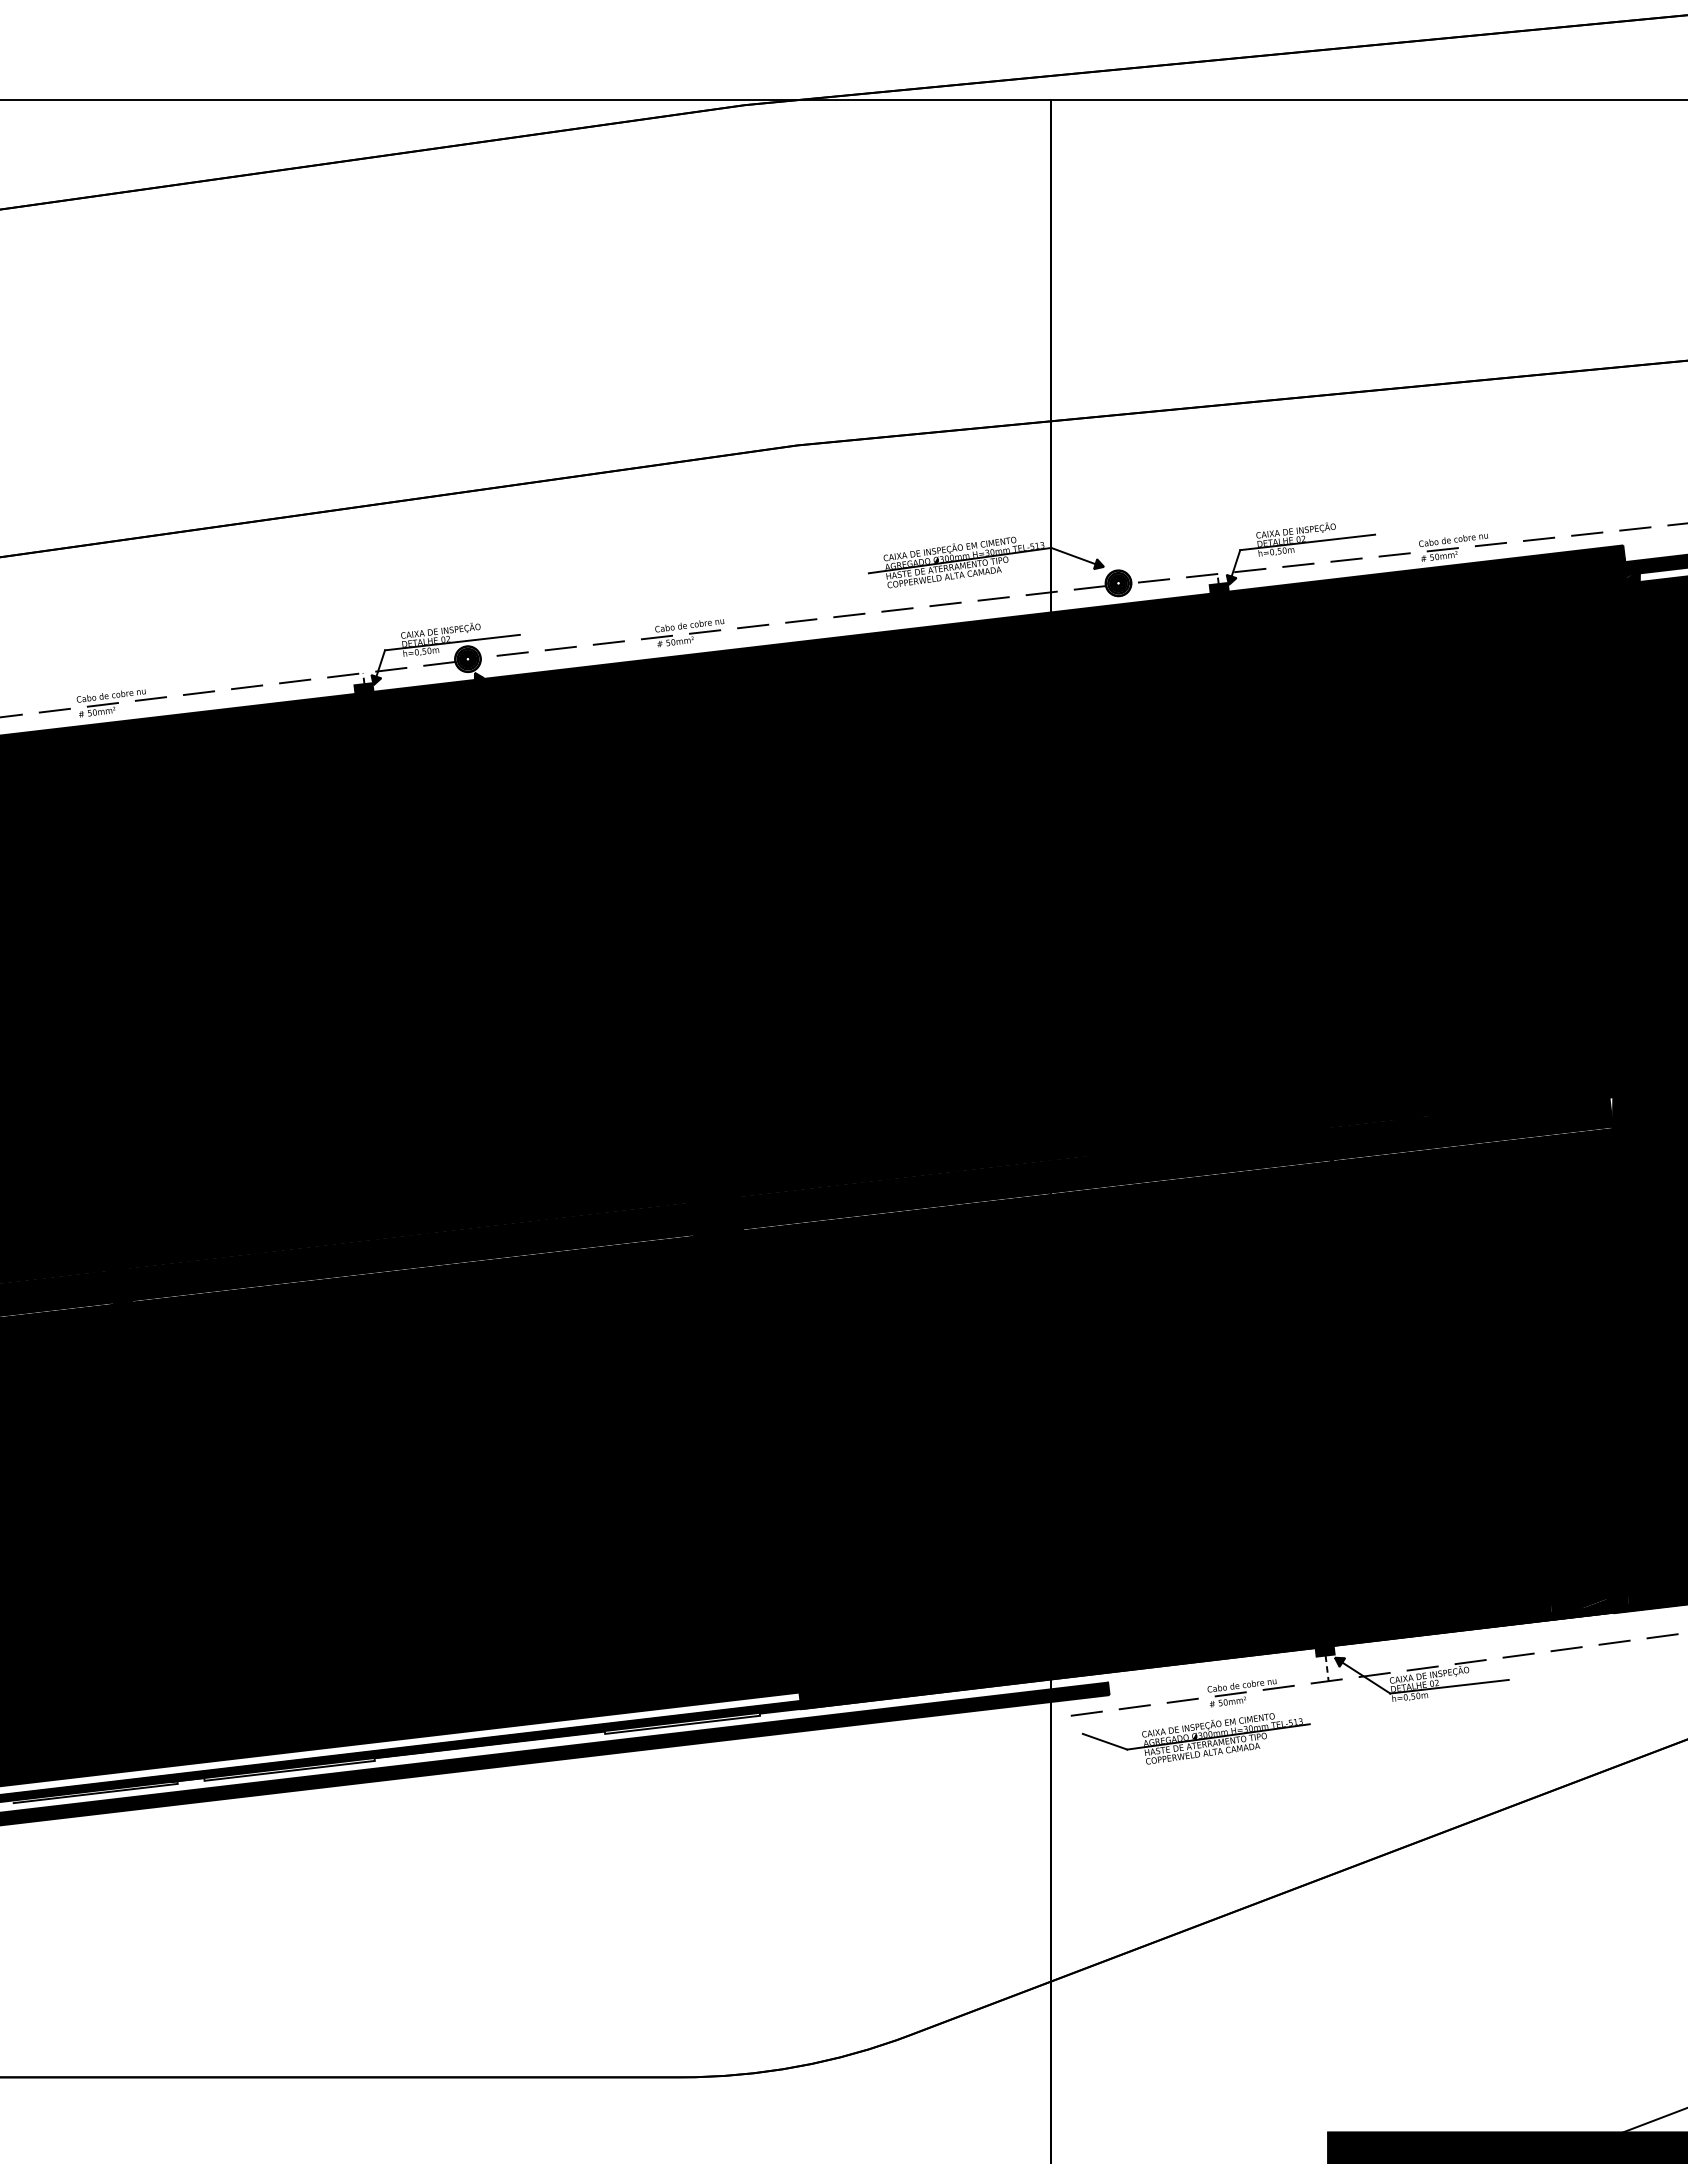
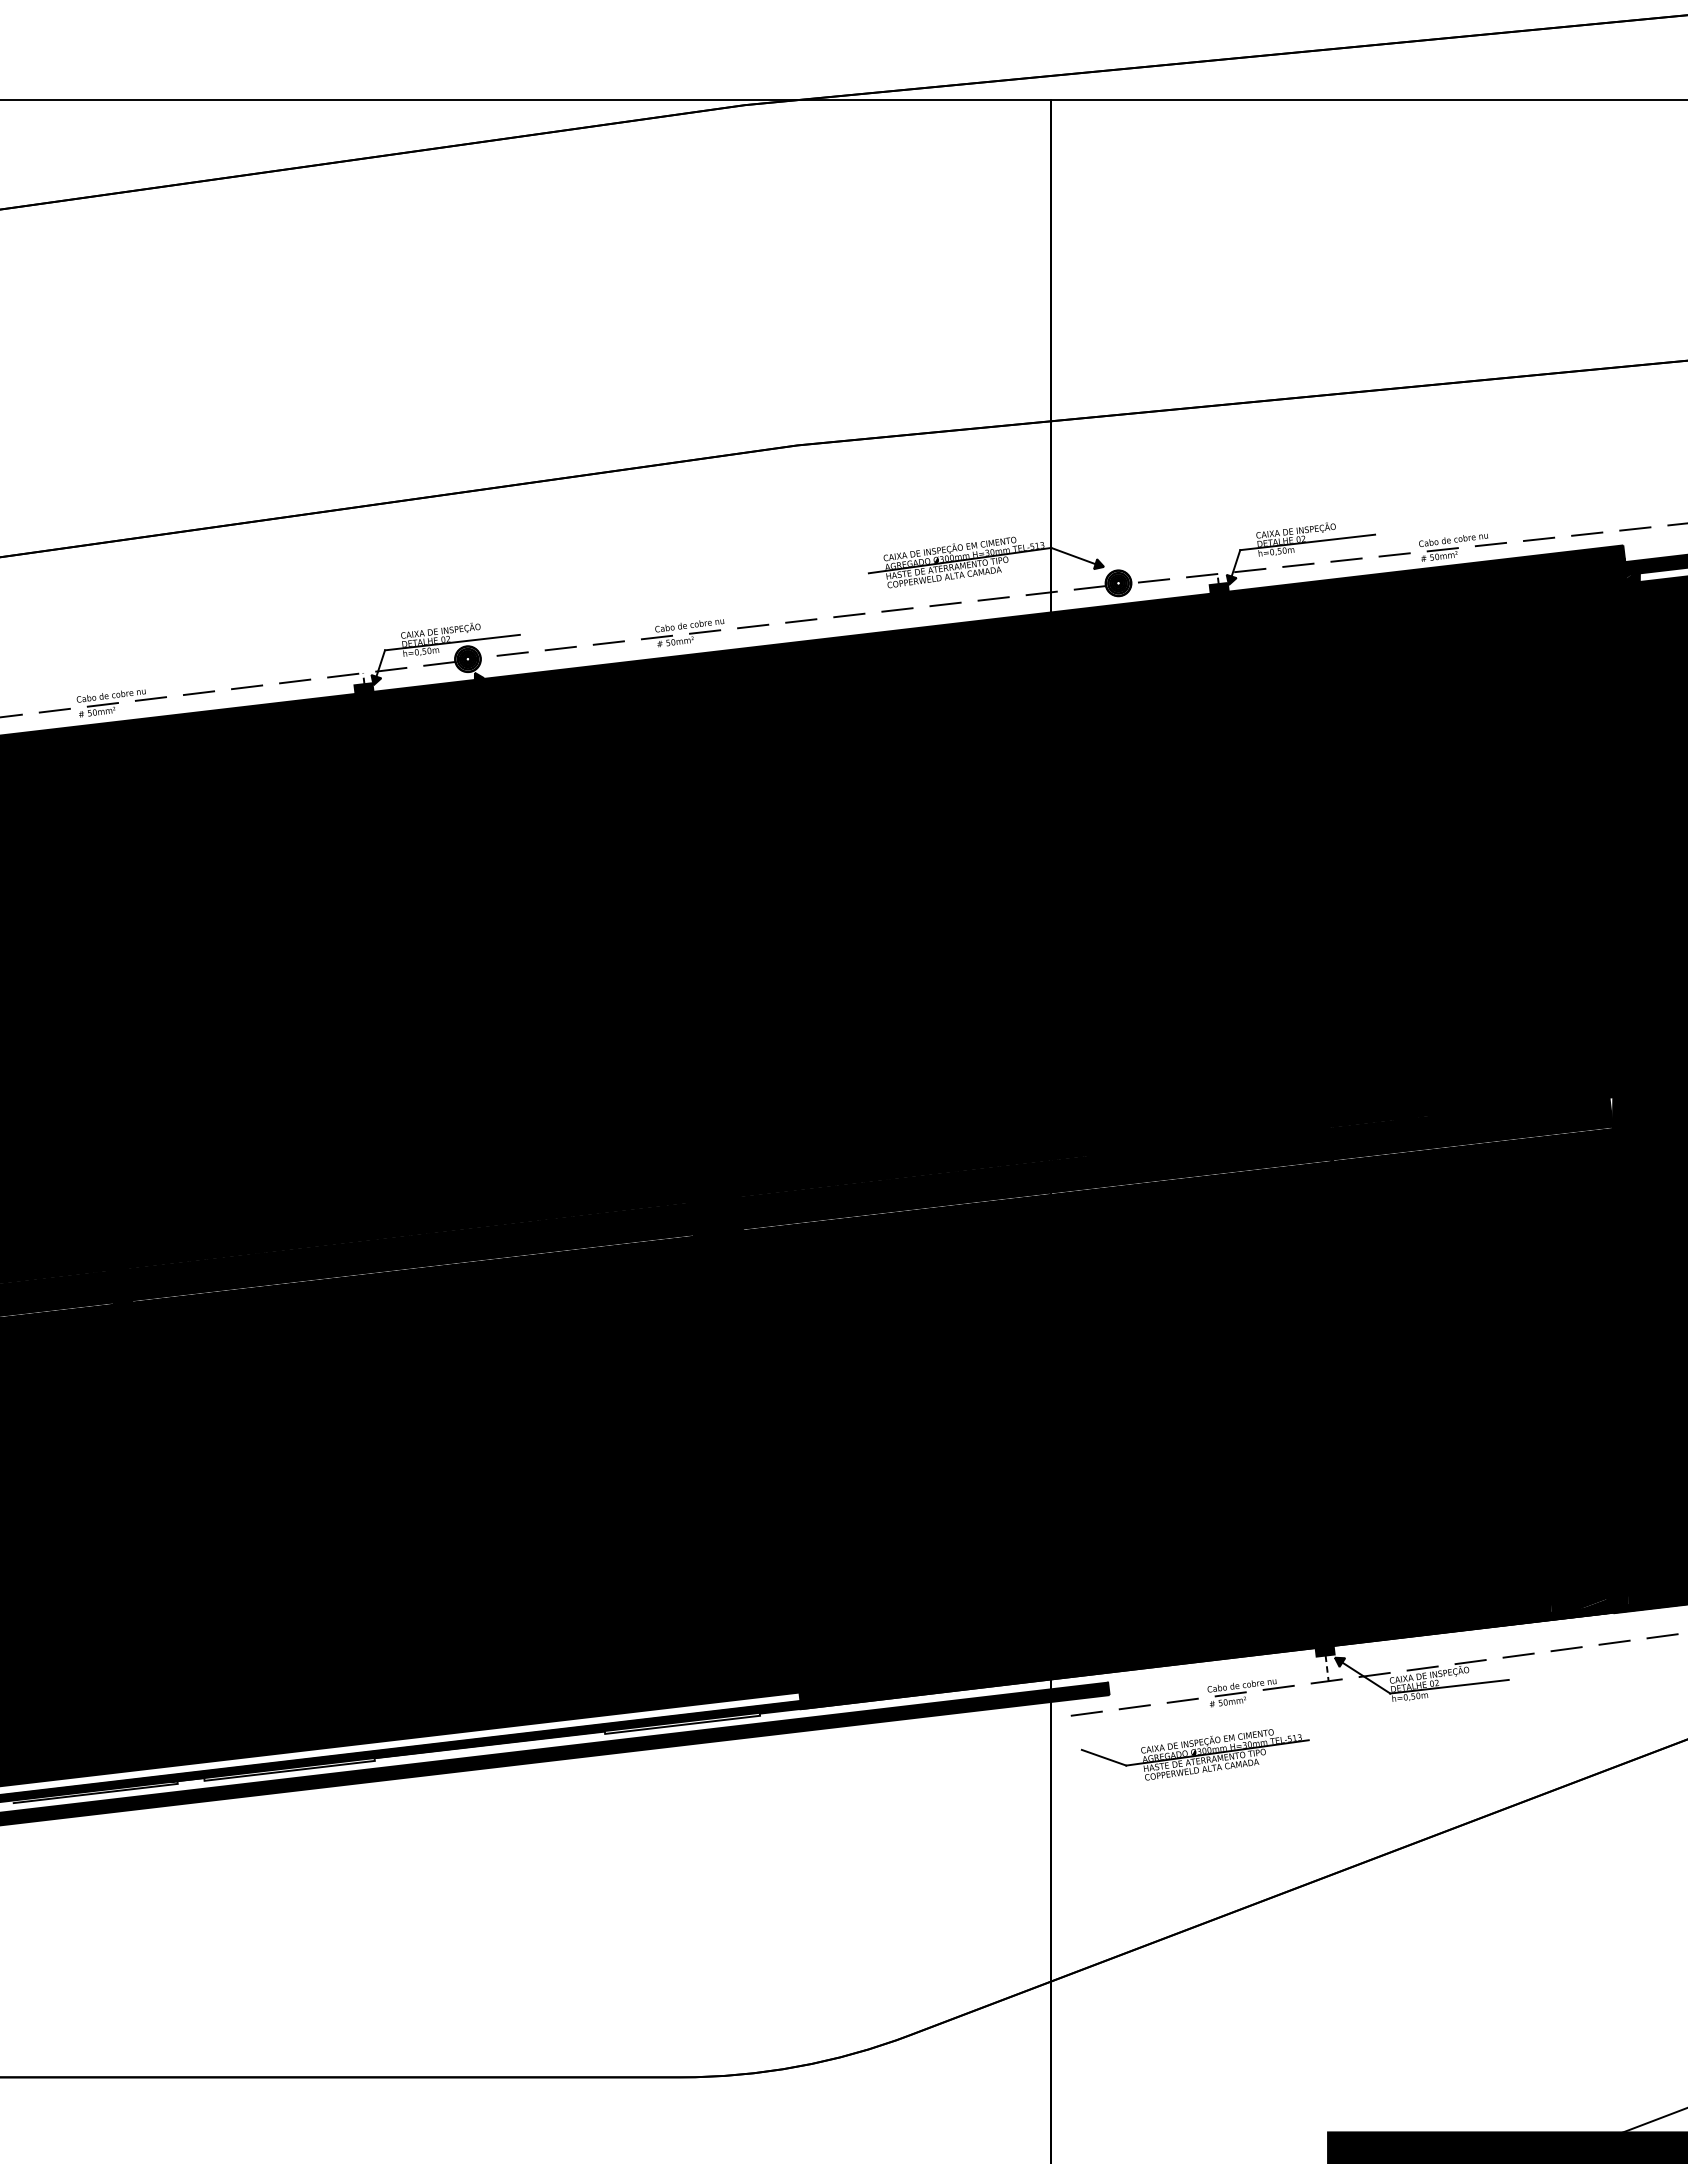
part position: (1195, 1738) -> (1194, 1754) (1194, 1754)
